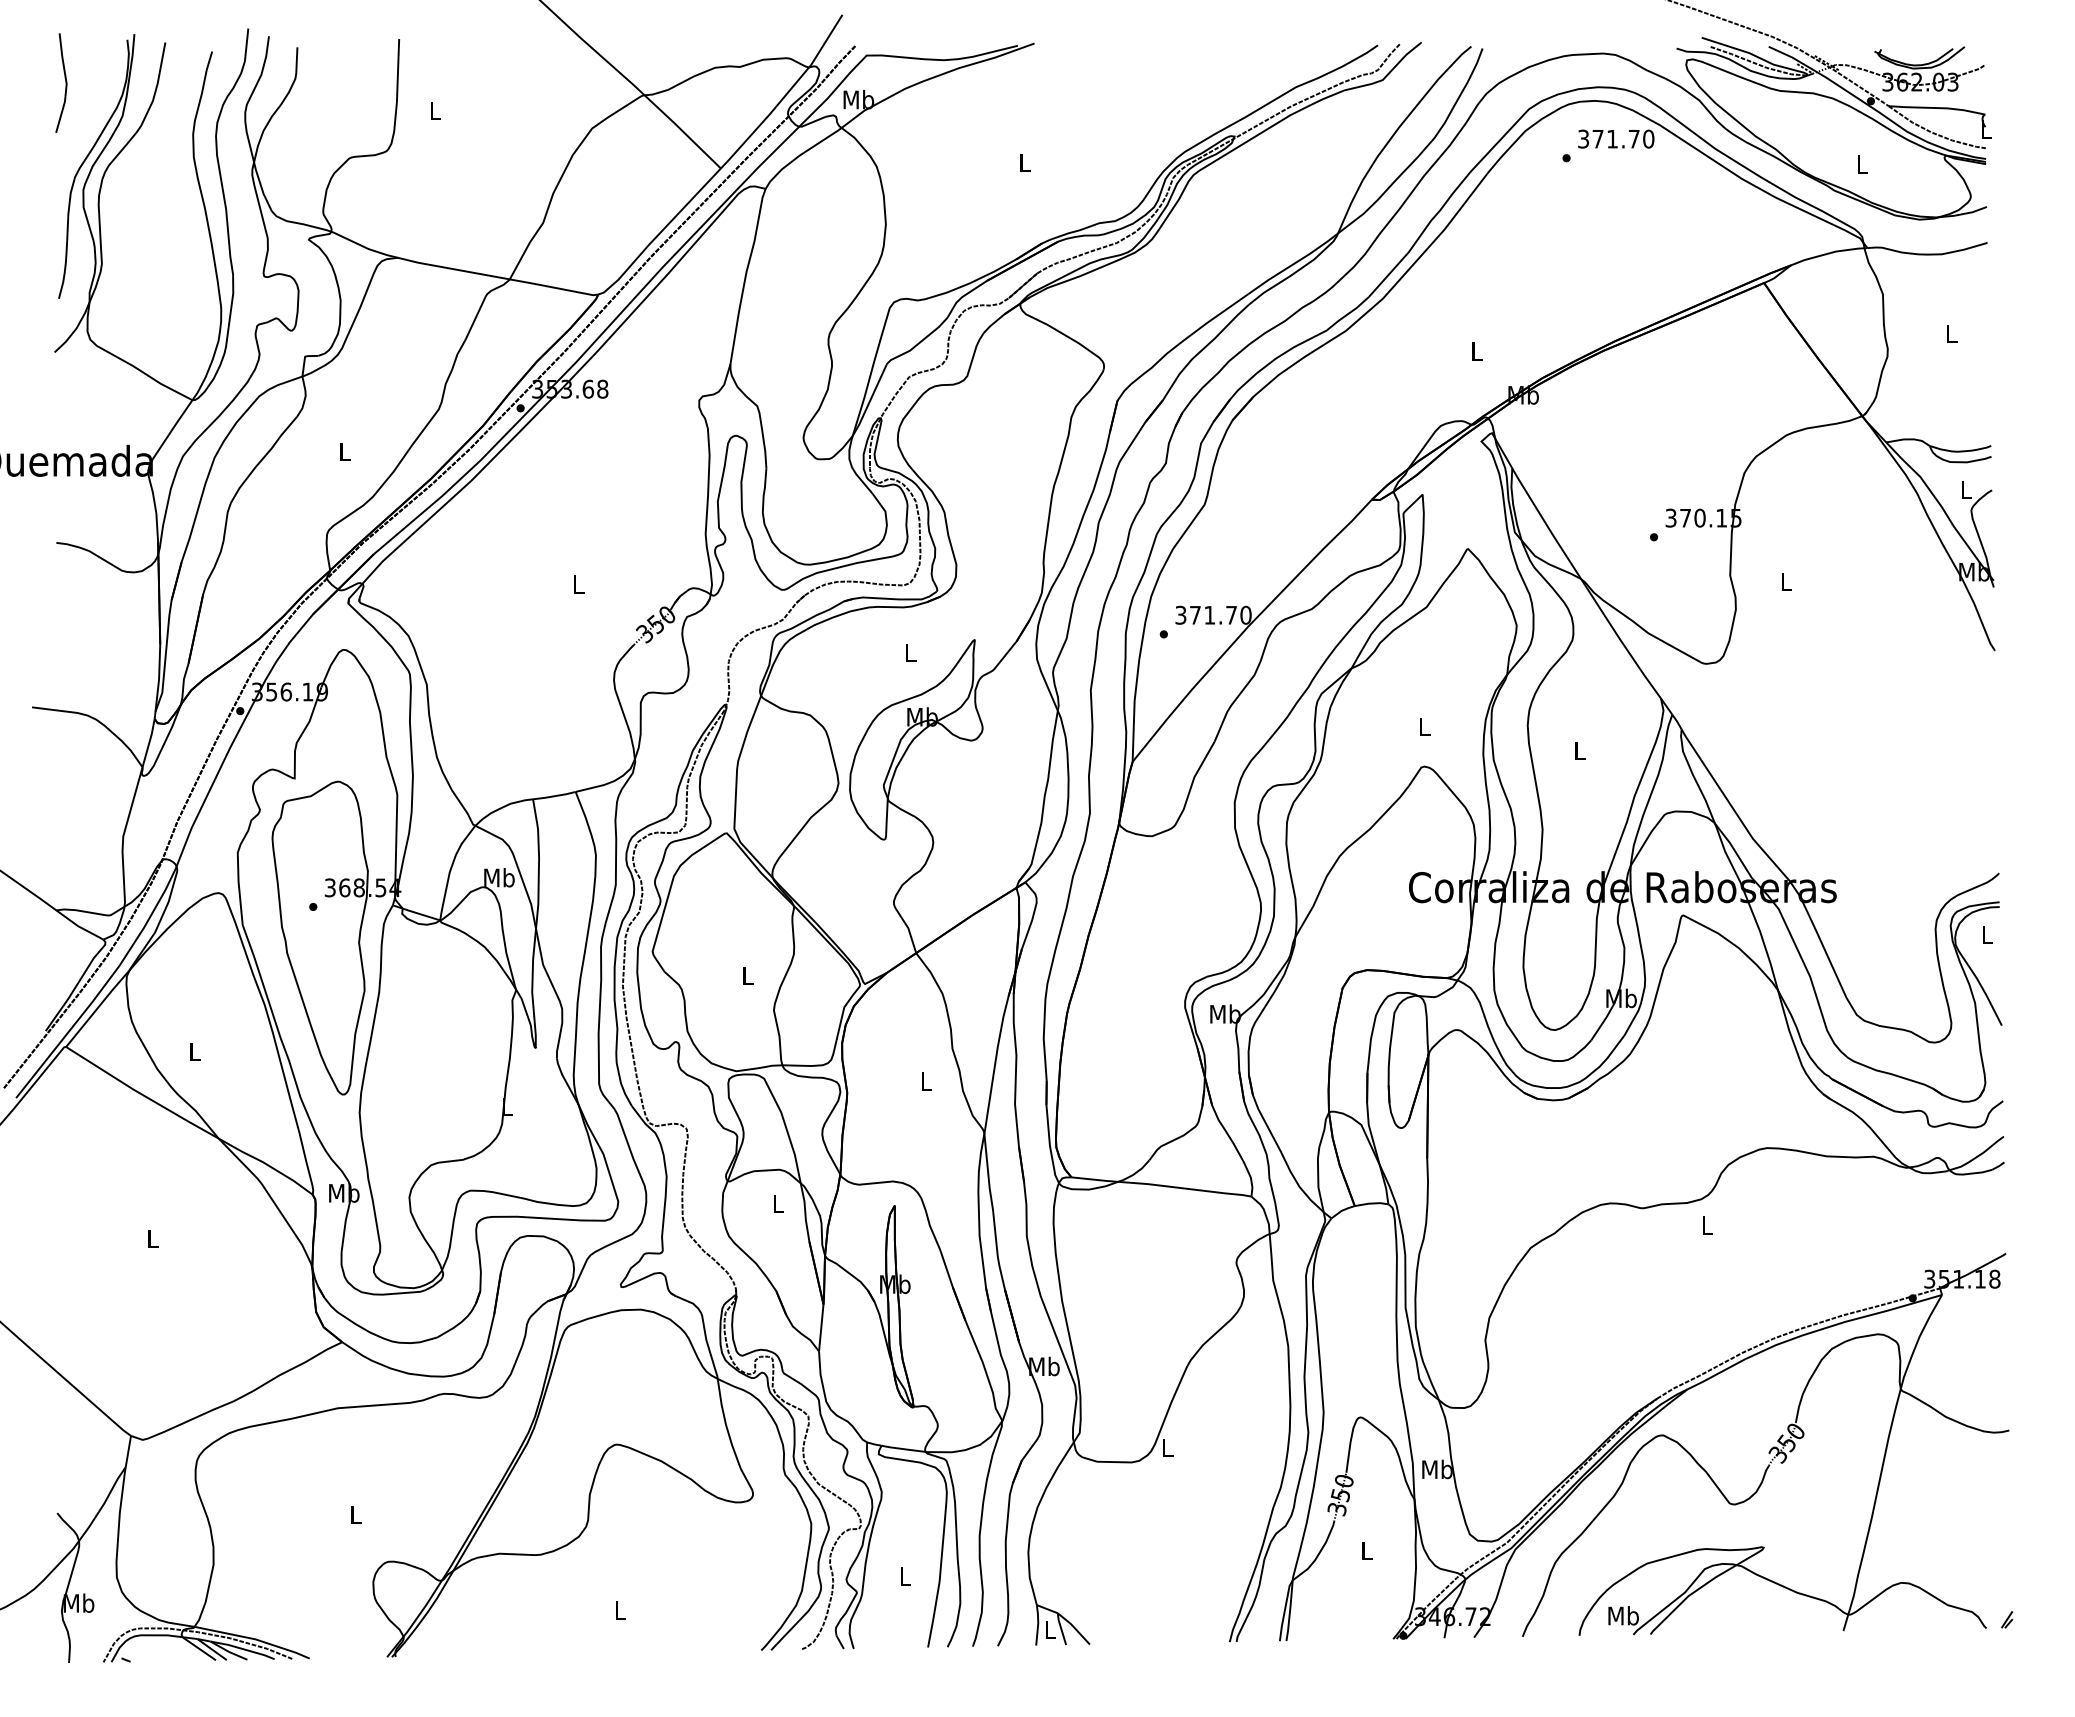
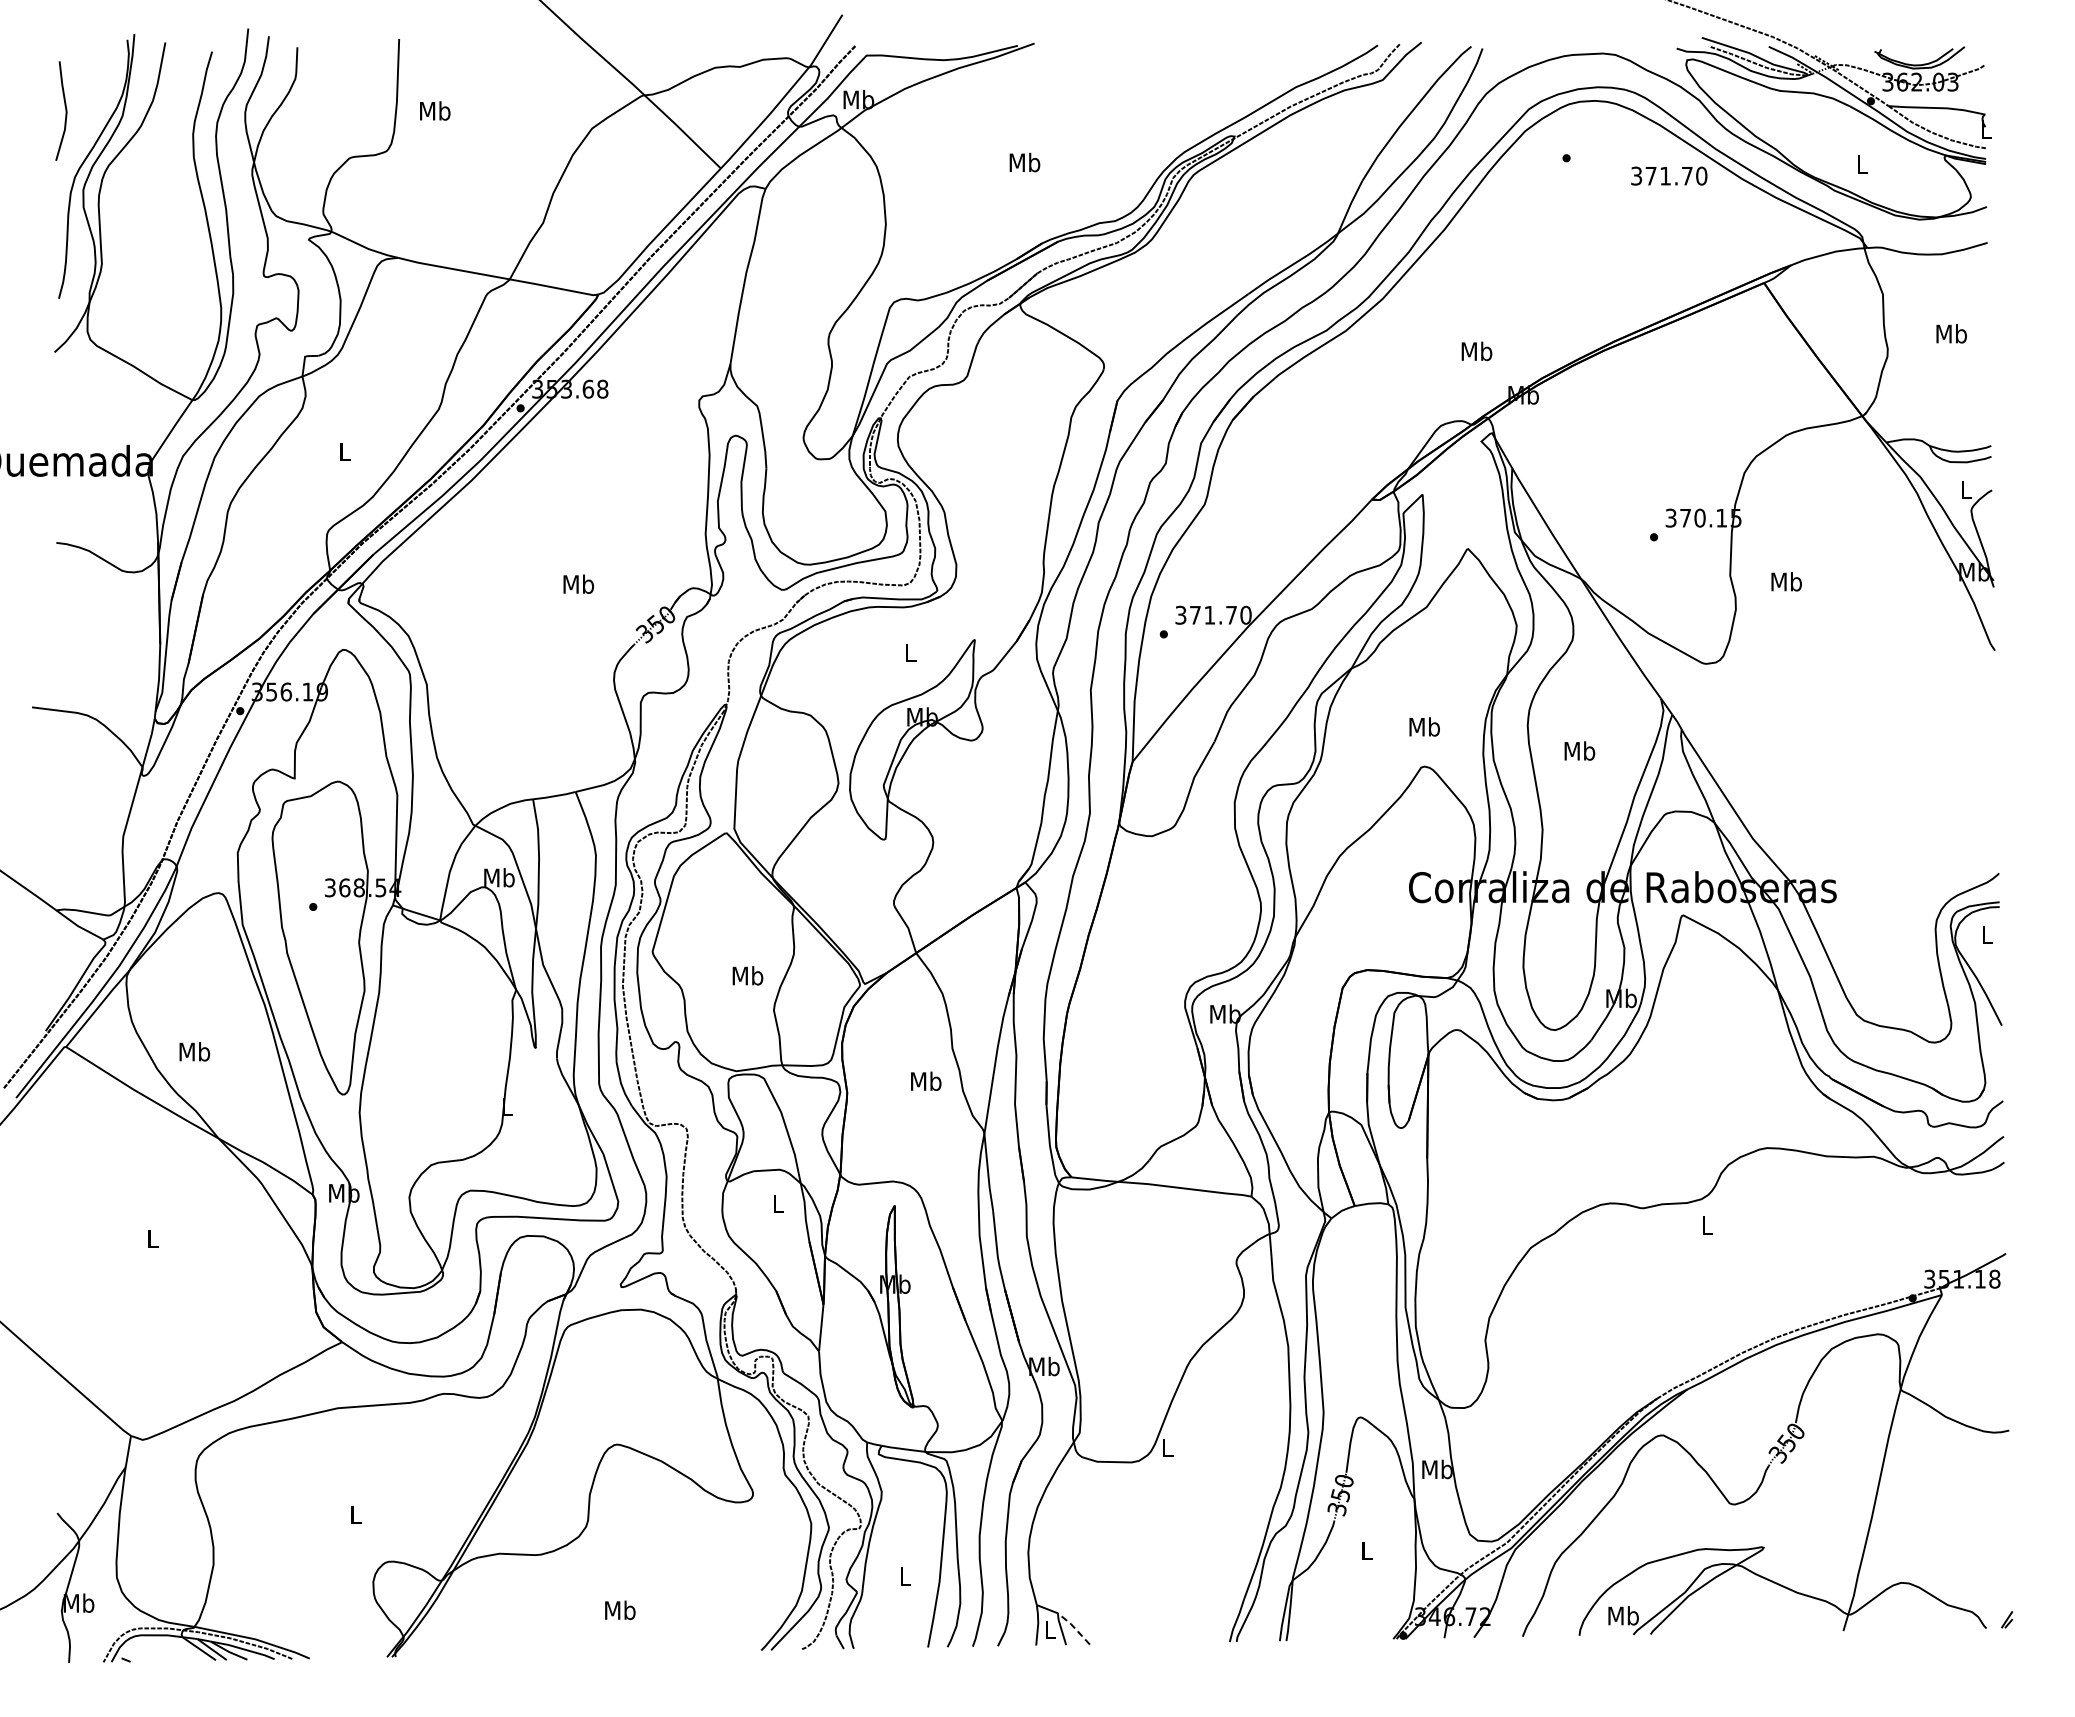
line position: (65, 82) -> (65, 110) (65, 110)
text: L -> Mb (435, 110)
text position: (1616, 138) -> (1669, 175) (1669, 175)
text: L -> Mb (1024, 162)
text: L -> Mb (1951, 333)
text: L -> Mb (1476, 351)
text: L -> Mb (1786, 581)
text: L -> Mb (578, 583)
text: L -> Mb (1424, 726)
text: L -> Mb (1579, 750)
text: L -> Mb (747, 975)
text: L -> Mb (194, 1051)
text: L -> Mb (926, 1081)
text: L -> Mb (620, 1610)
line: solid -> dashed (1073, 1627)
